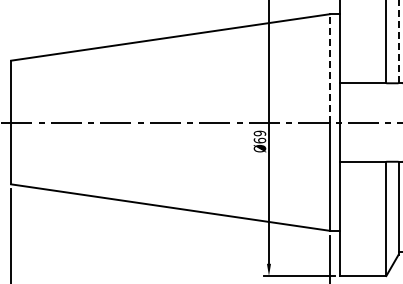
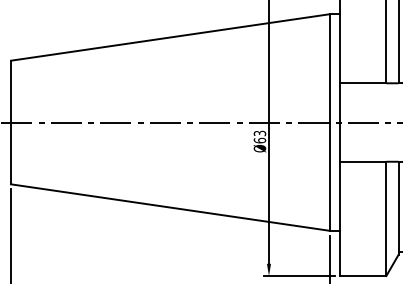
line: dashed -> solid (398, 41)
line: dashed -> solid (329, 67)
text: Ø69 -> Ø63 (259, 133)
